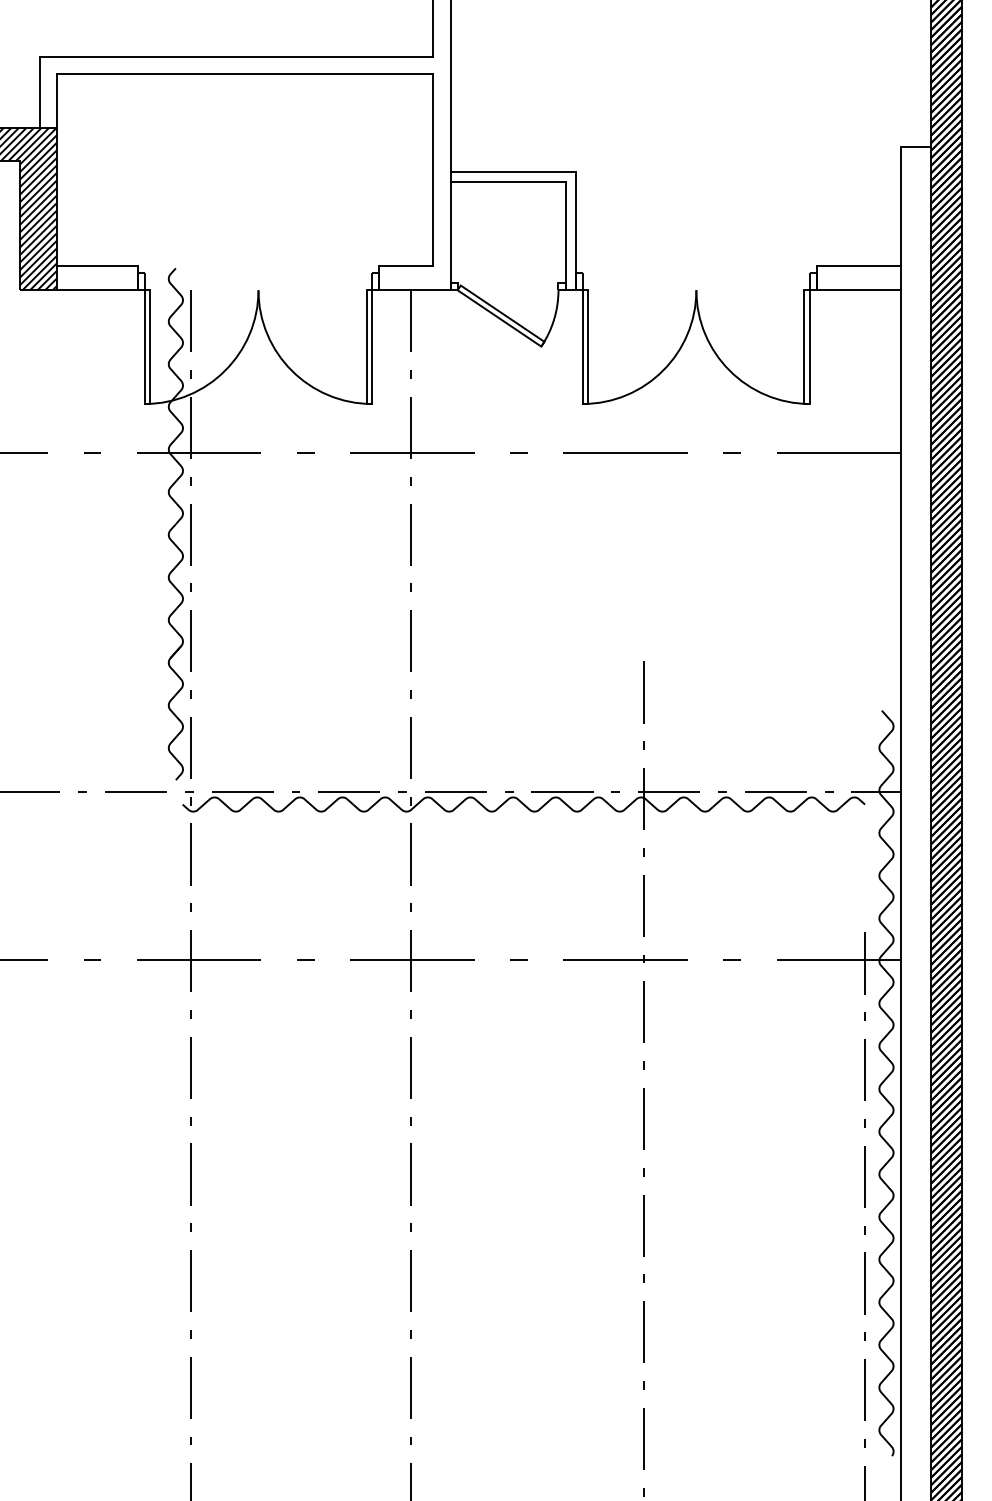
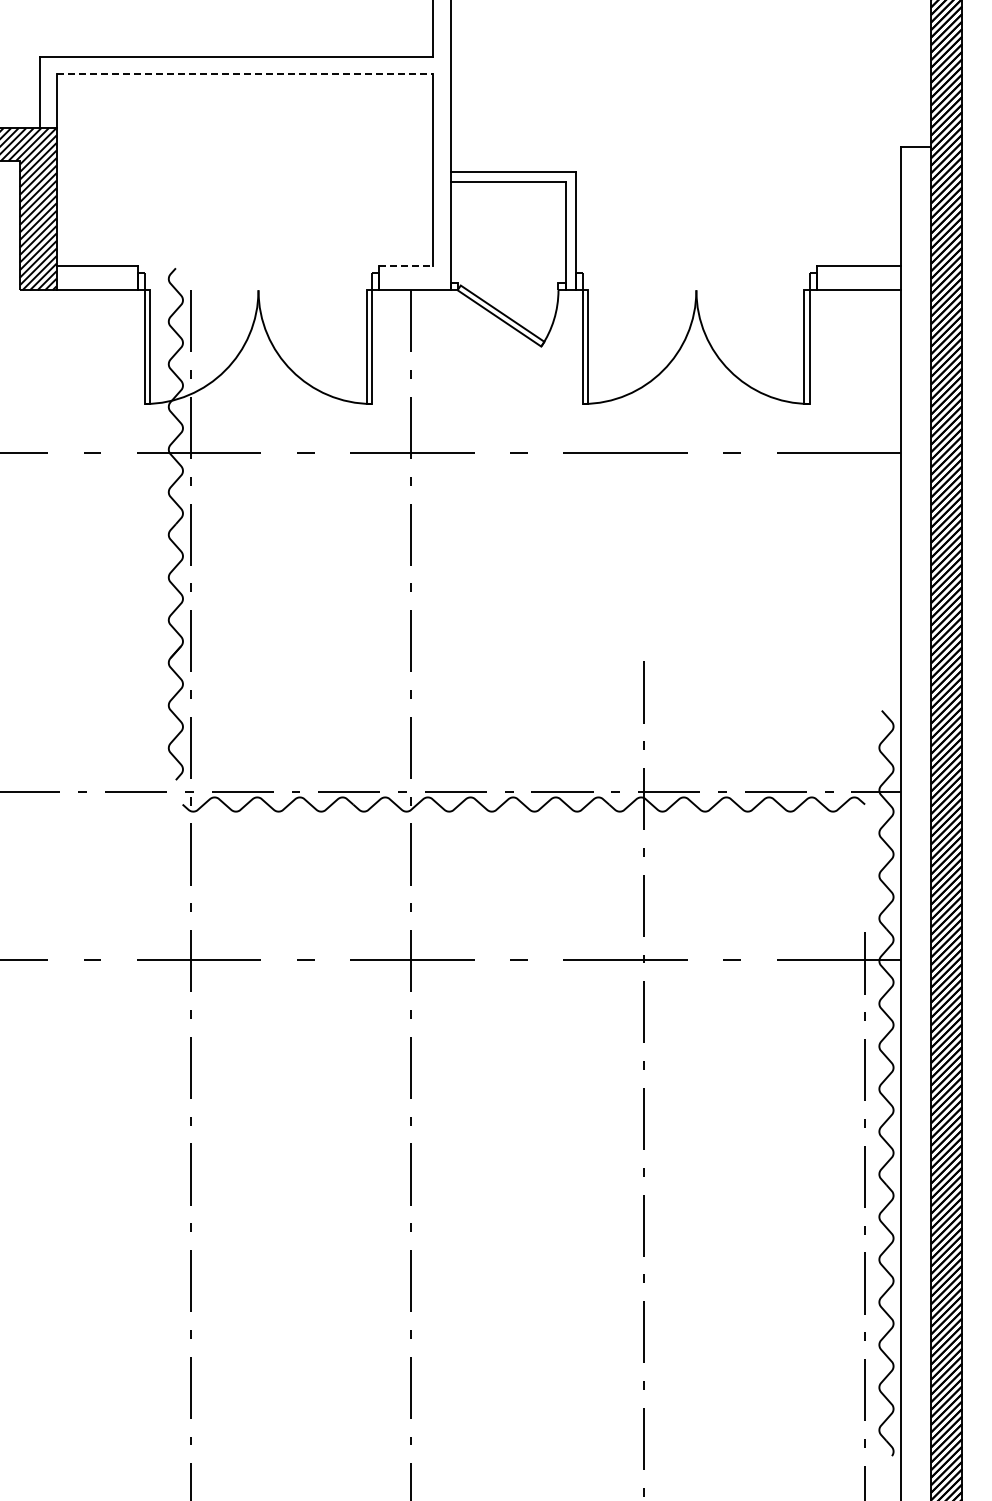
line: solid -> dashed (245, 74)
line: solid -> dashed (406, 266)
